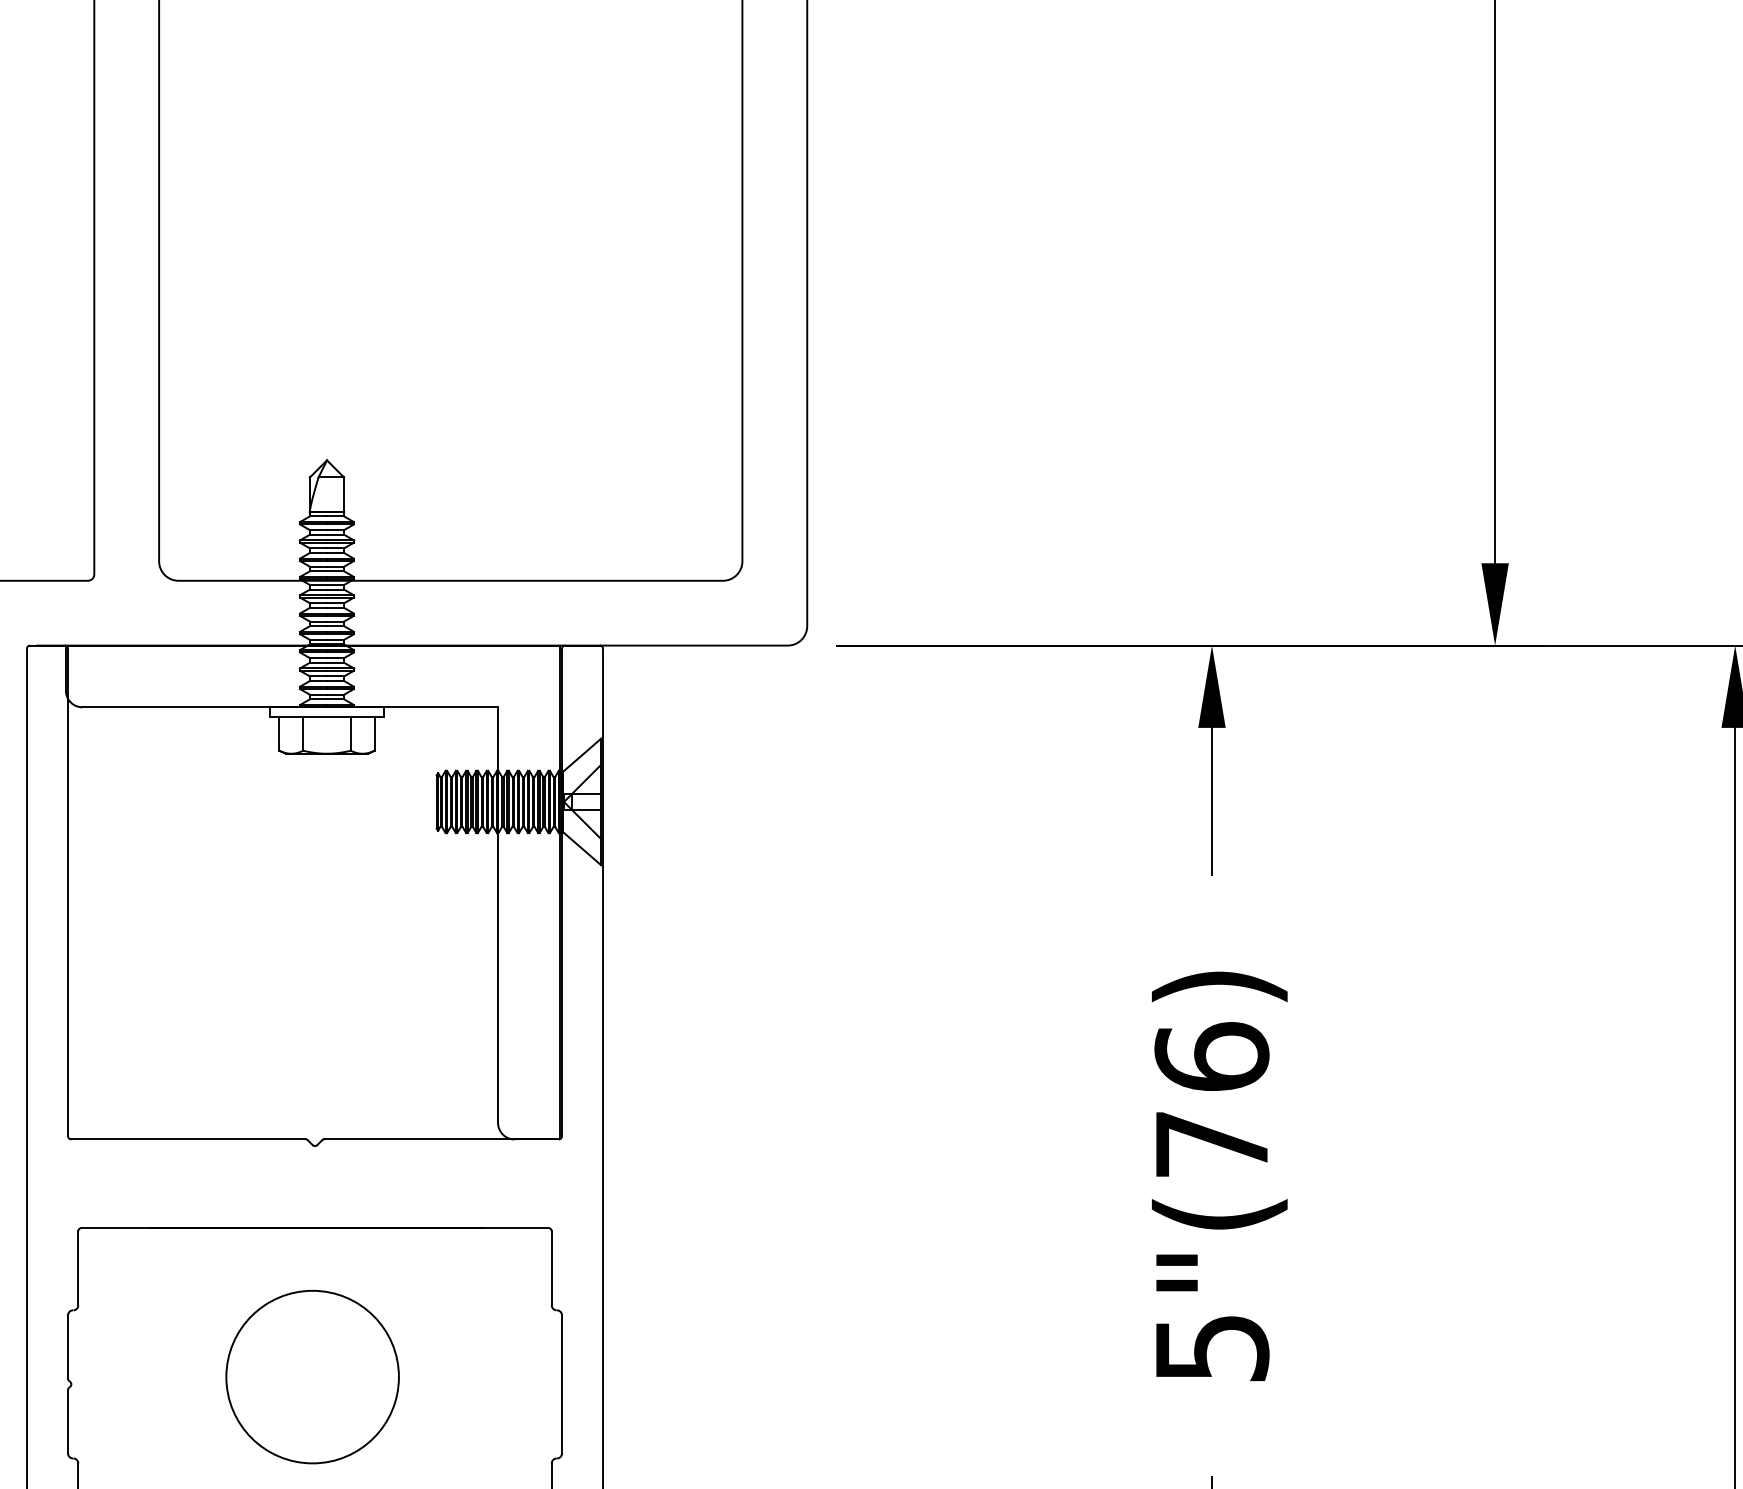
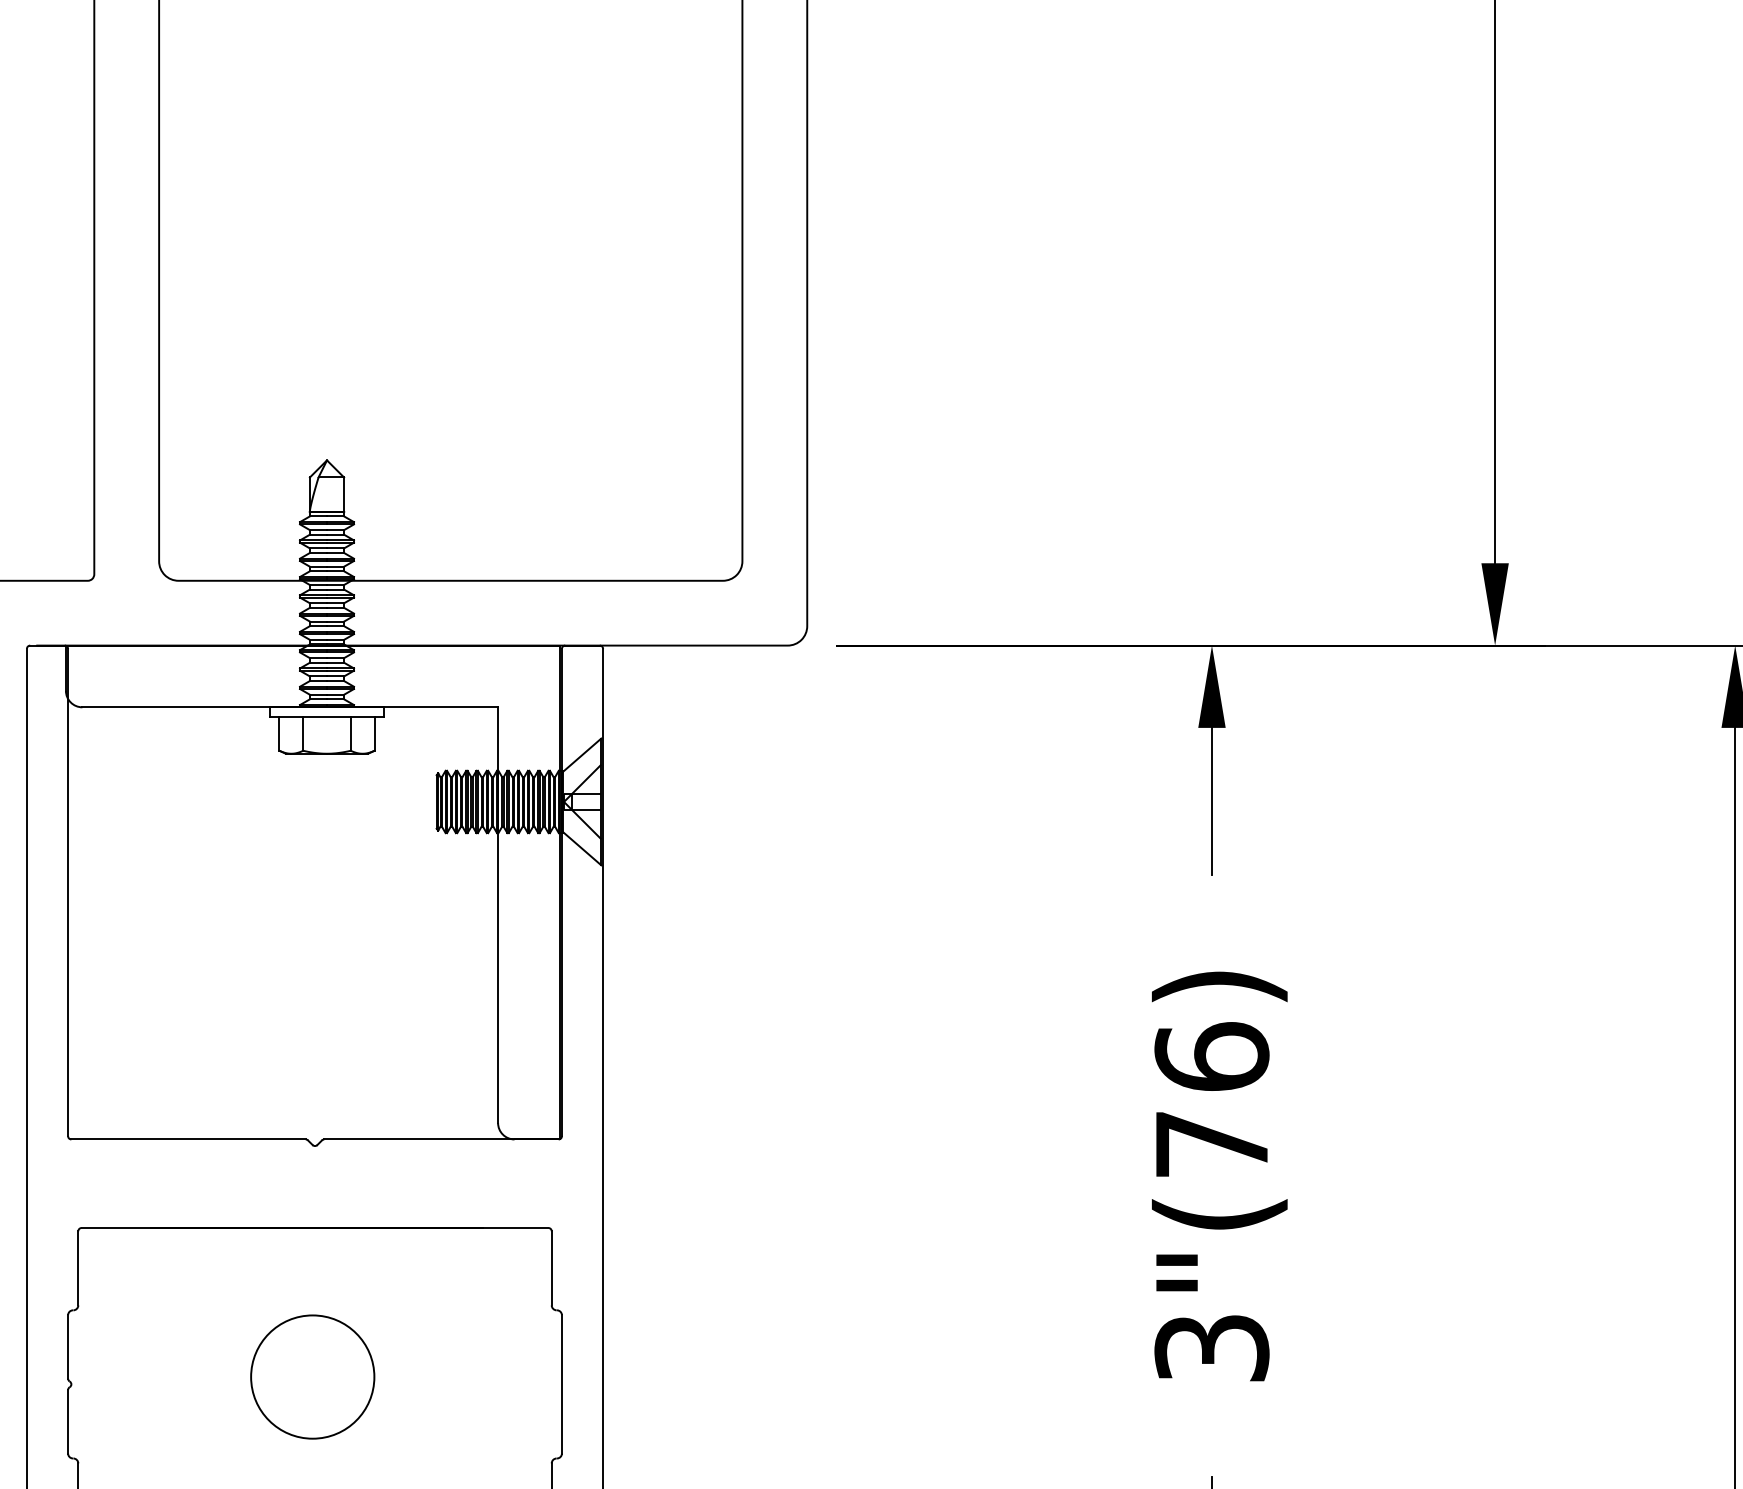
text: 5"(76) -> 3"(76) (1211, 1348)
circle size: 175x176 px -> 126x126 px (312, 1376)
